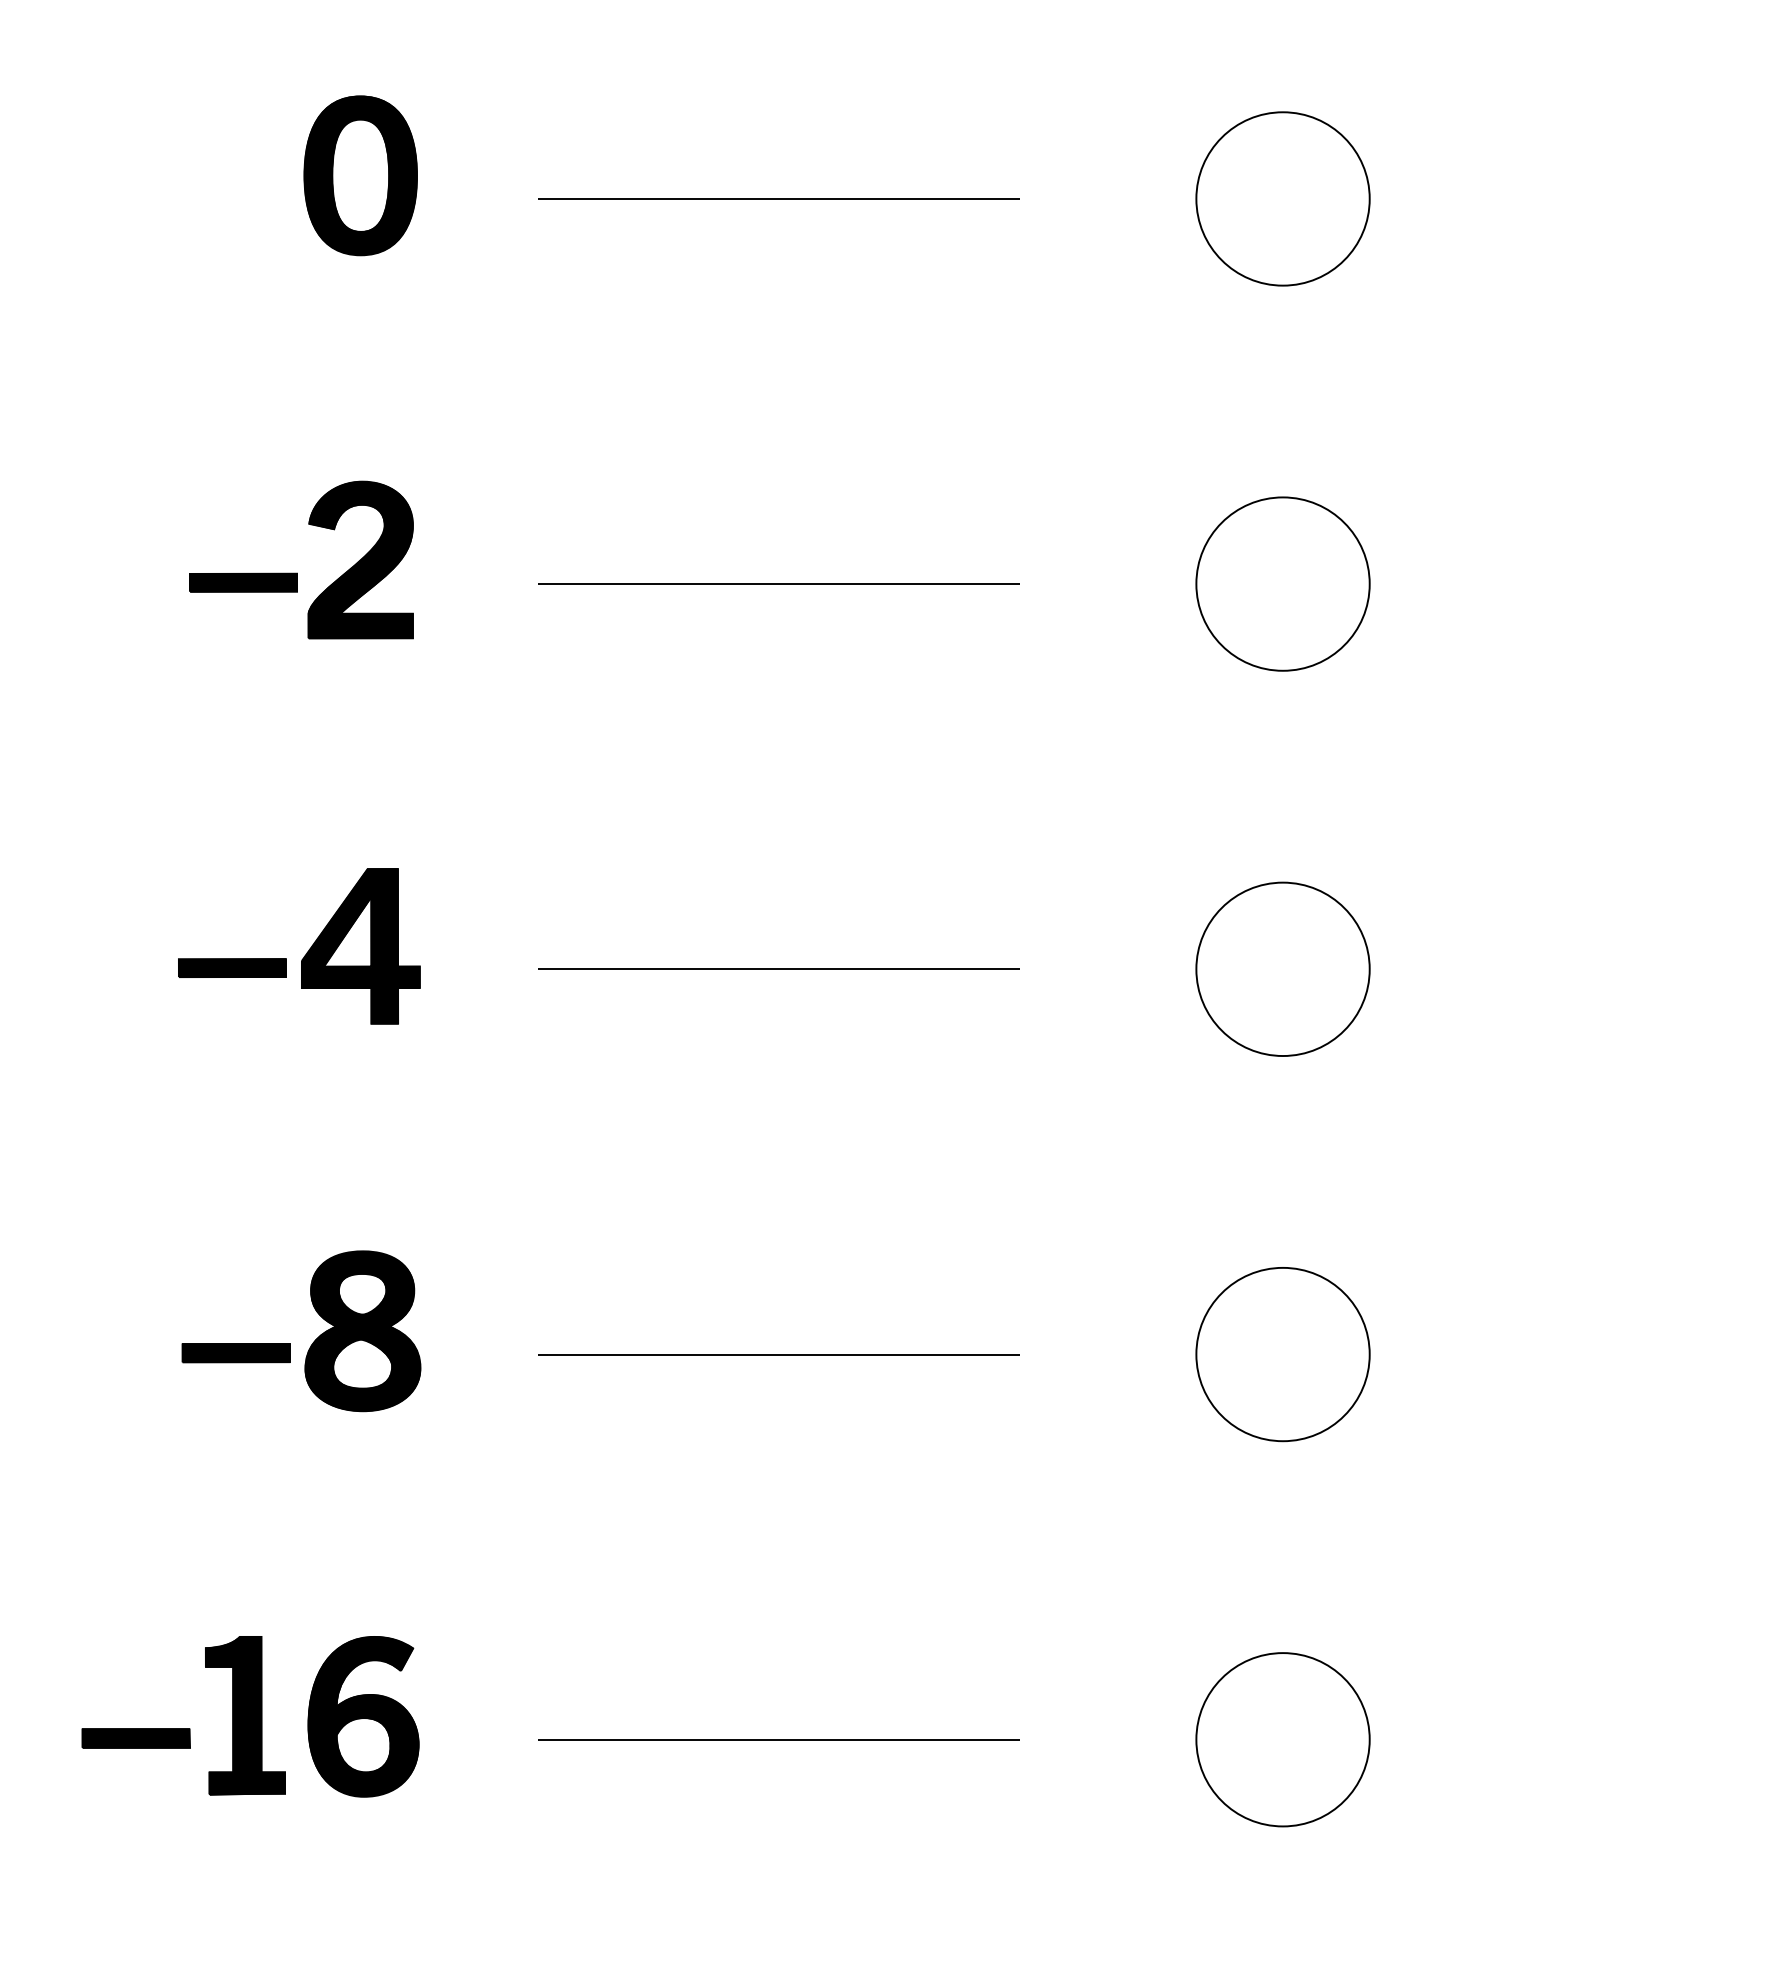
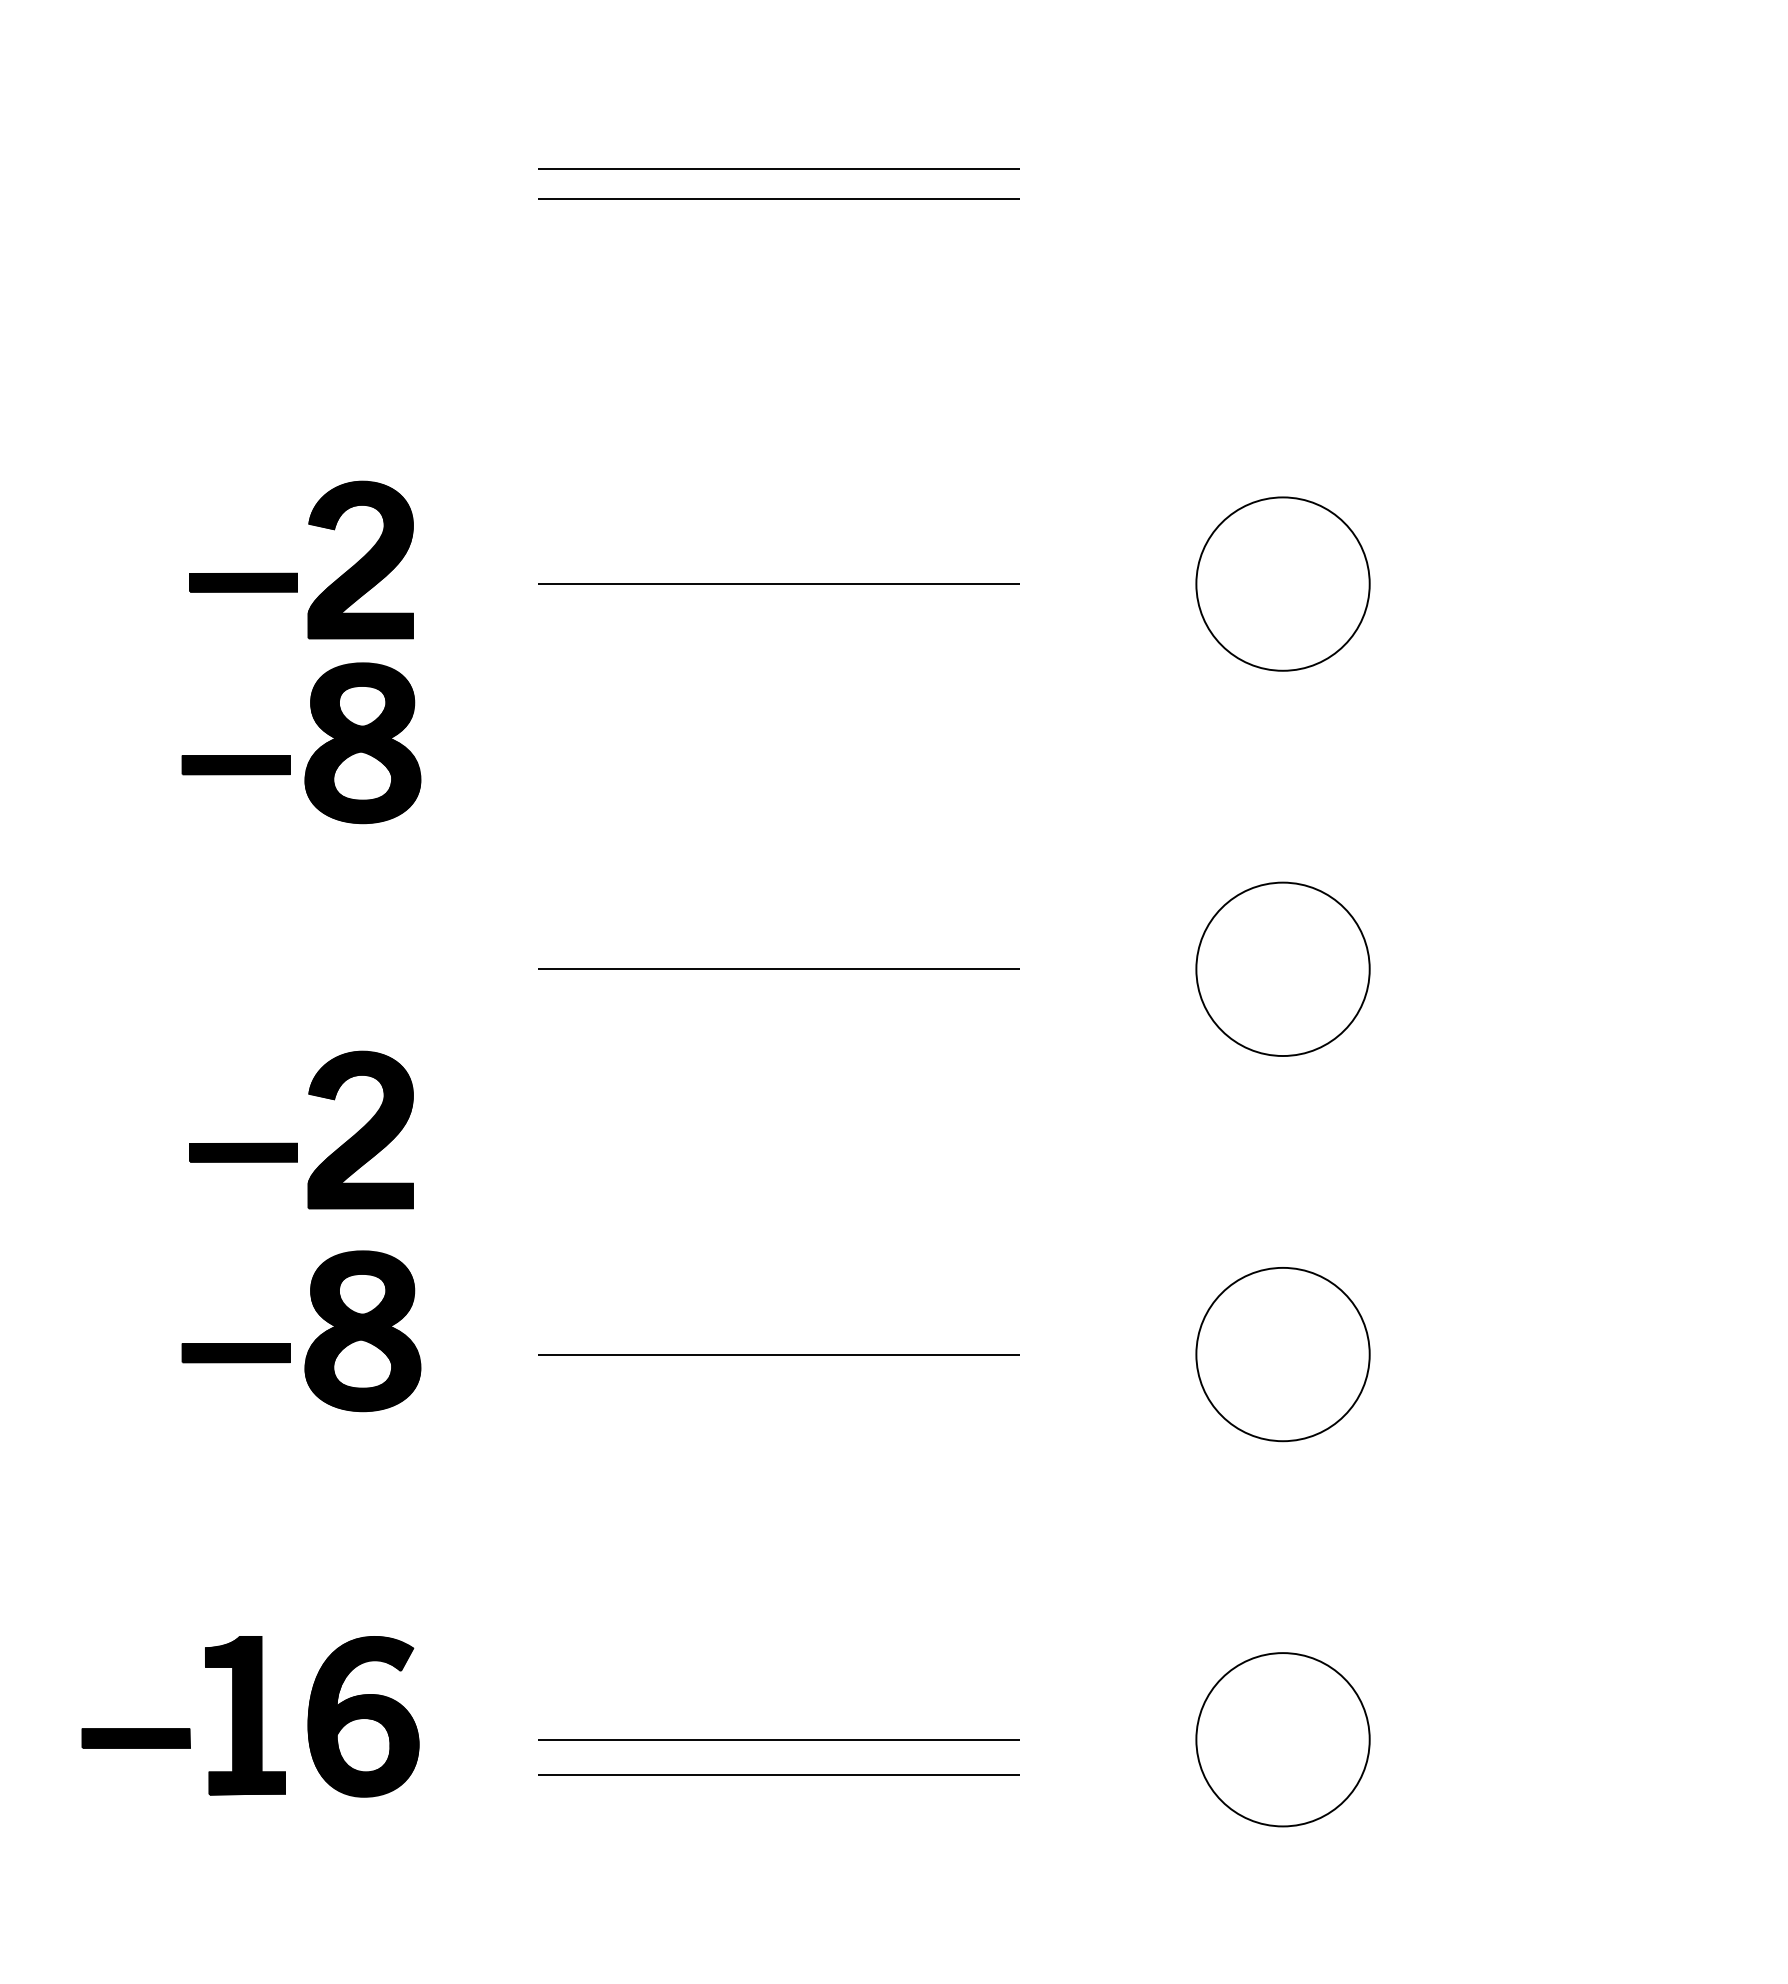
line: none -> present (778, 168)
part: present -> none (360, 175)
part: present -> none (1282, 198)
part: none -> present (312, 754)
part: present -> none (306, 952)
part: none -> present (297, 1142)
line: none -> present (778, 1774)
